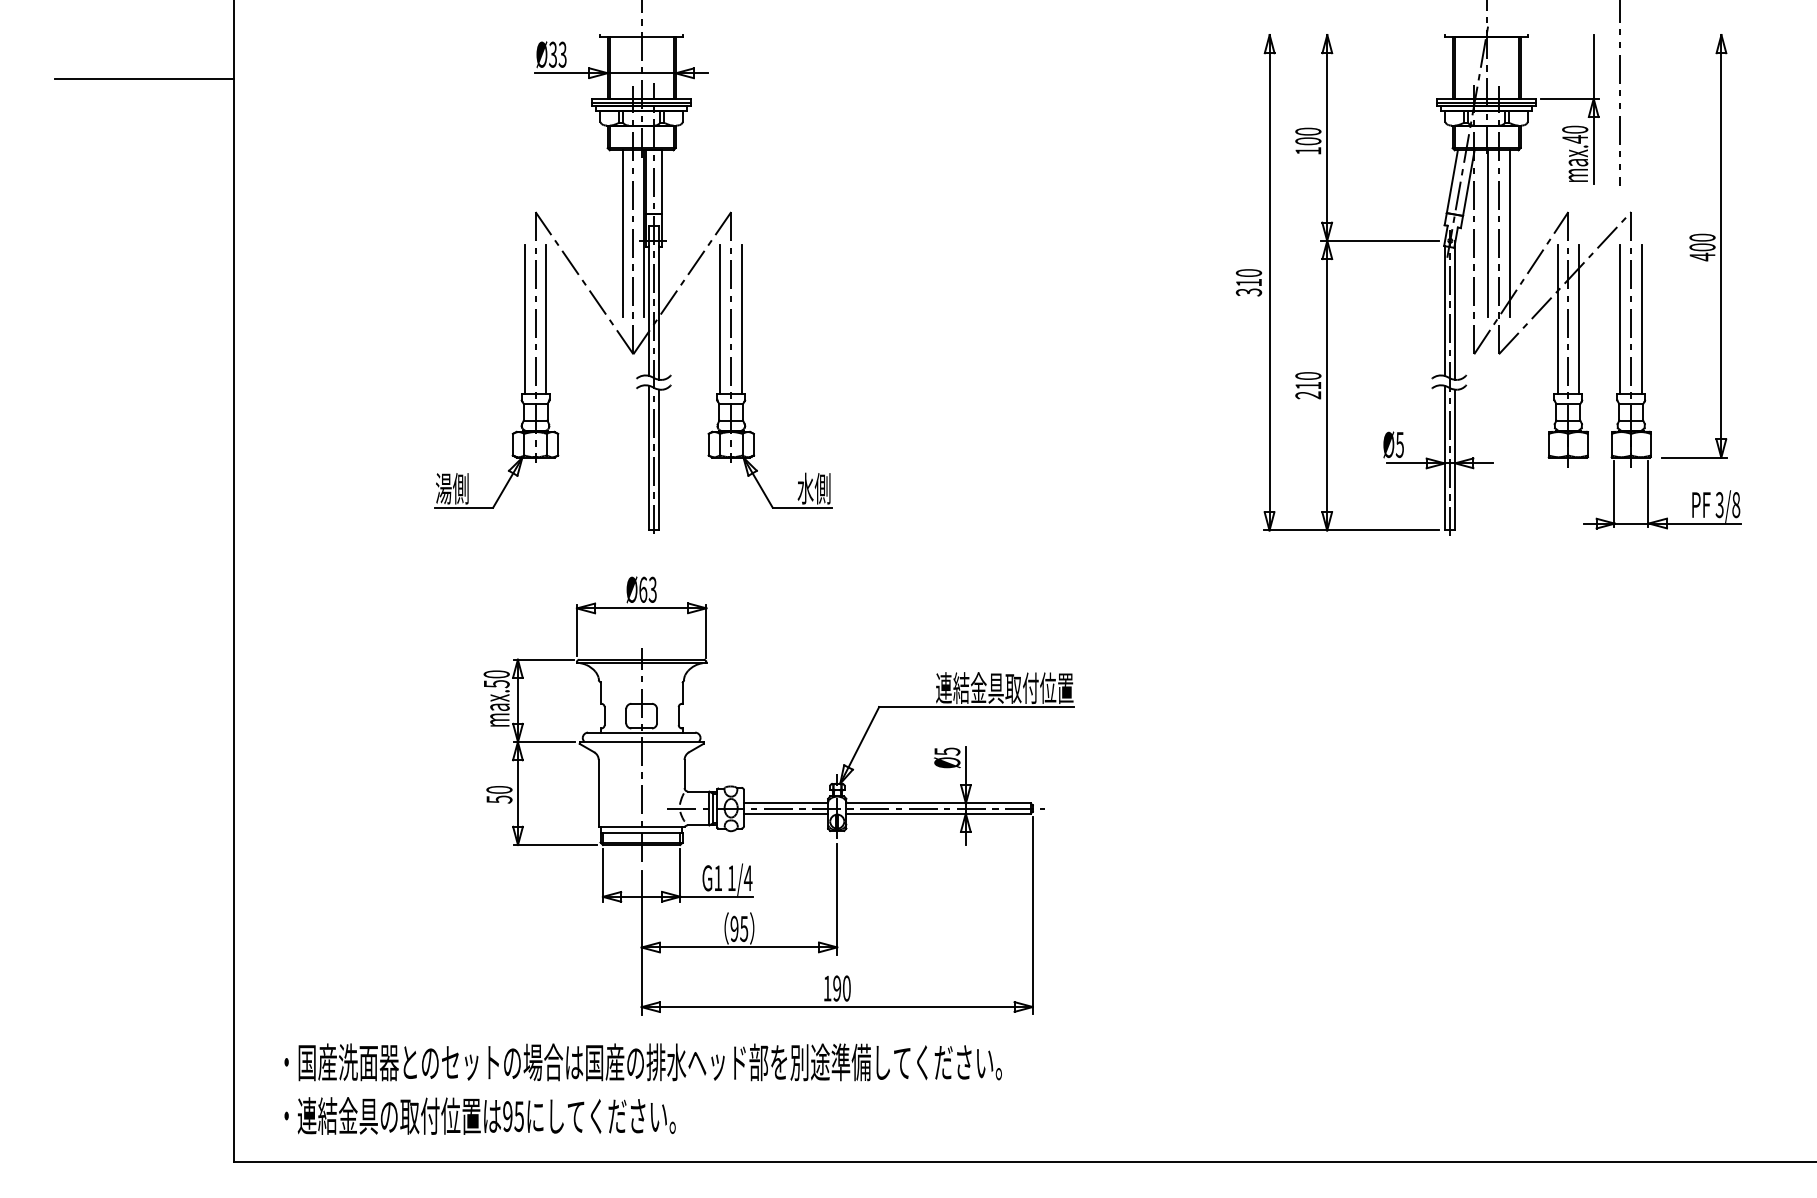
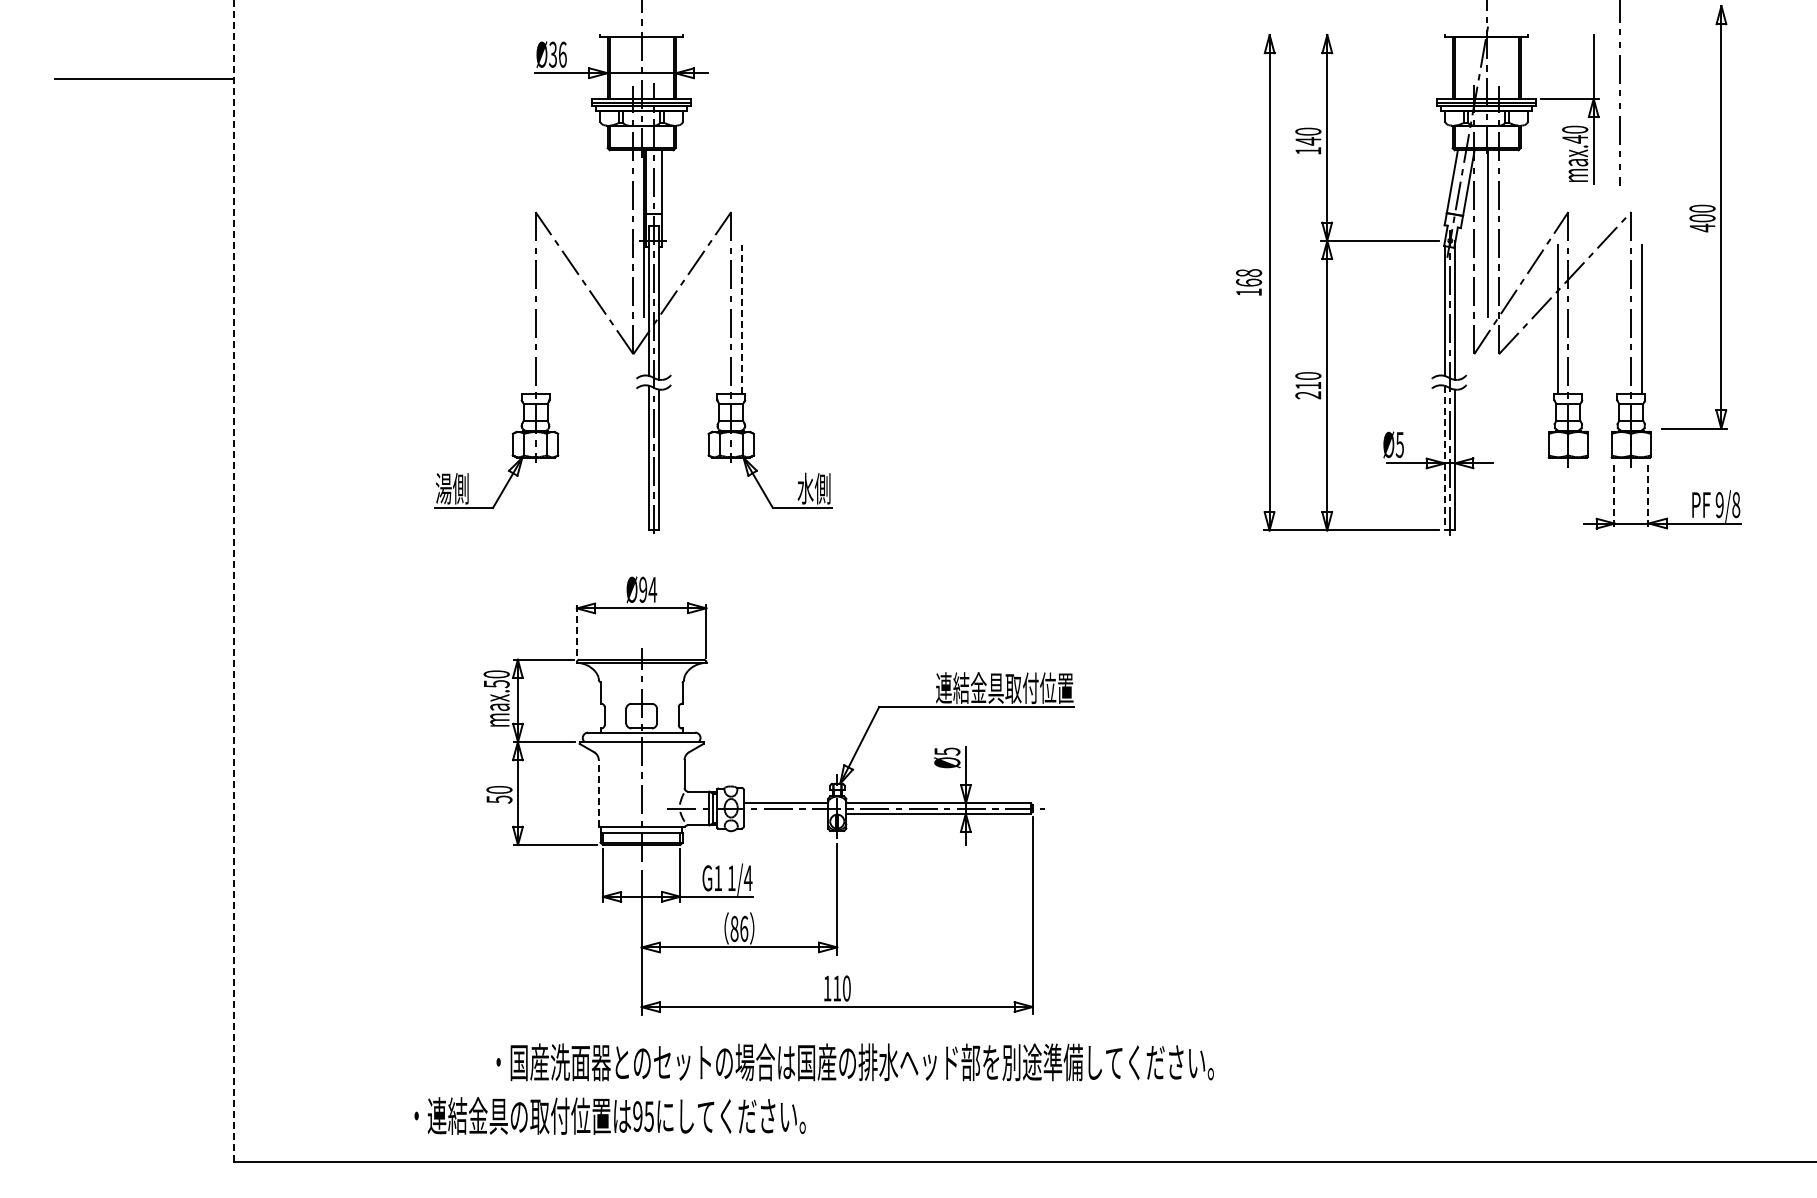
text: Ø33 -> Ø36 (562, 54)
text: 100 -> 140 (1308, 141)
line: present -> none (622, 233)
line: present -> none (1509, 233)
part position: (1694, 246) -> (1694, 217) (1694, 217)
text: 310 -> 168 (1248, 282)
line: solid -> dashed (742, 318)
line: present -> none (524, 319)
line: present -> none (546, 319)
line: present -> none (720, 319)
line: present -> none (1579, 319)
line: present -> none (1620, 319)
line: solid -> dashed (1445, 458)
line: solid -> dashed (1614, 494)
line: solid -> dashed (1648, 494)
text: 3/8 -> 9/8 (1719, 505)
line: solid -> dashed (233, 581)
text: Ø63 -> Ø94 (648, 589)
line: solid -> dashed (576, 629)
line: solid -> dashed (598, 793)
line: present -> none (786, 813)
text: 95 -> 86 (739, 928)
text: 190 -> 110 (837, 988)
text position: (642, 1062) -> (854, 1062) (854, 1062)
text position: (479, 1115) -> (609, 1115) (609, 1115)
